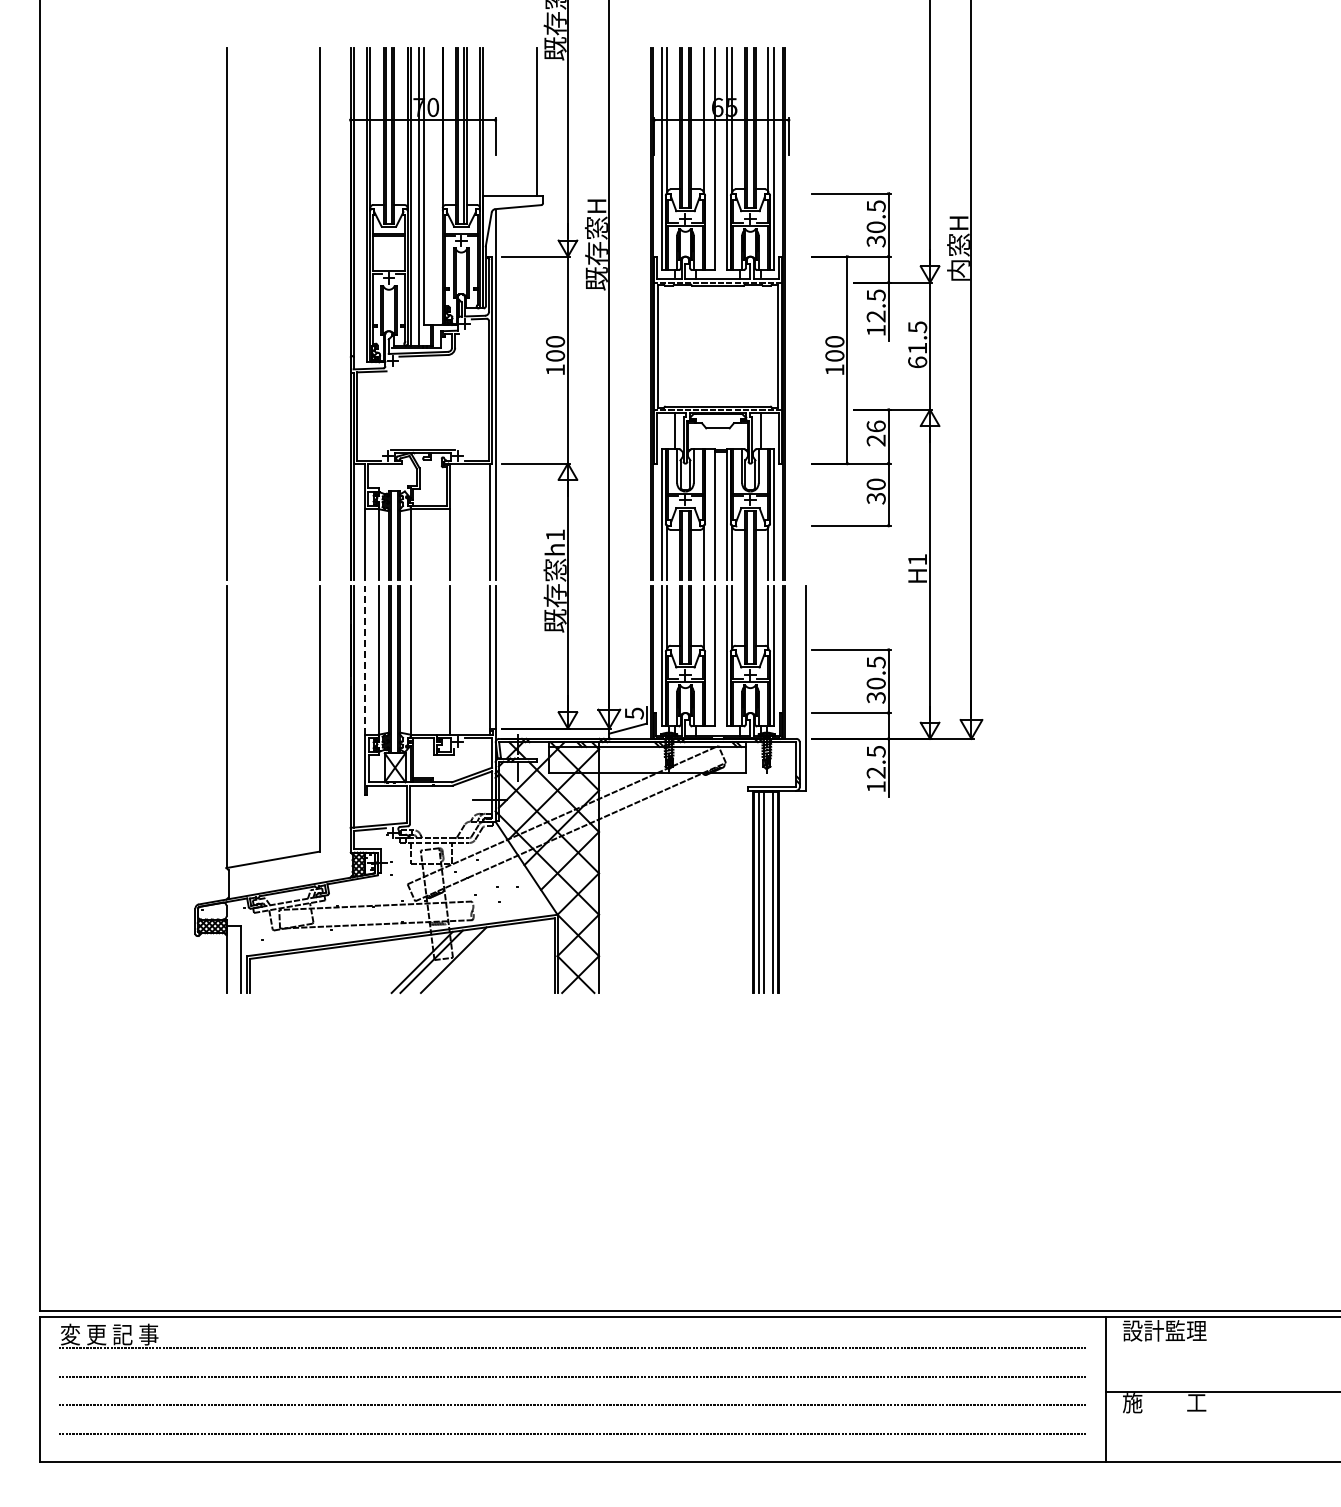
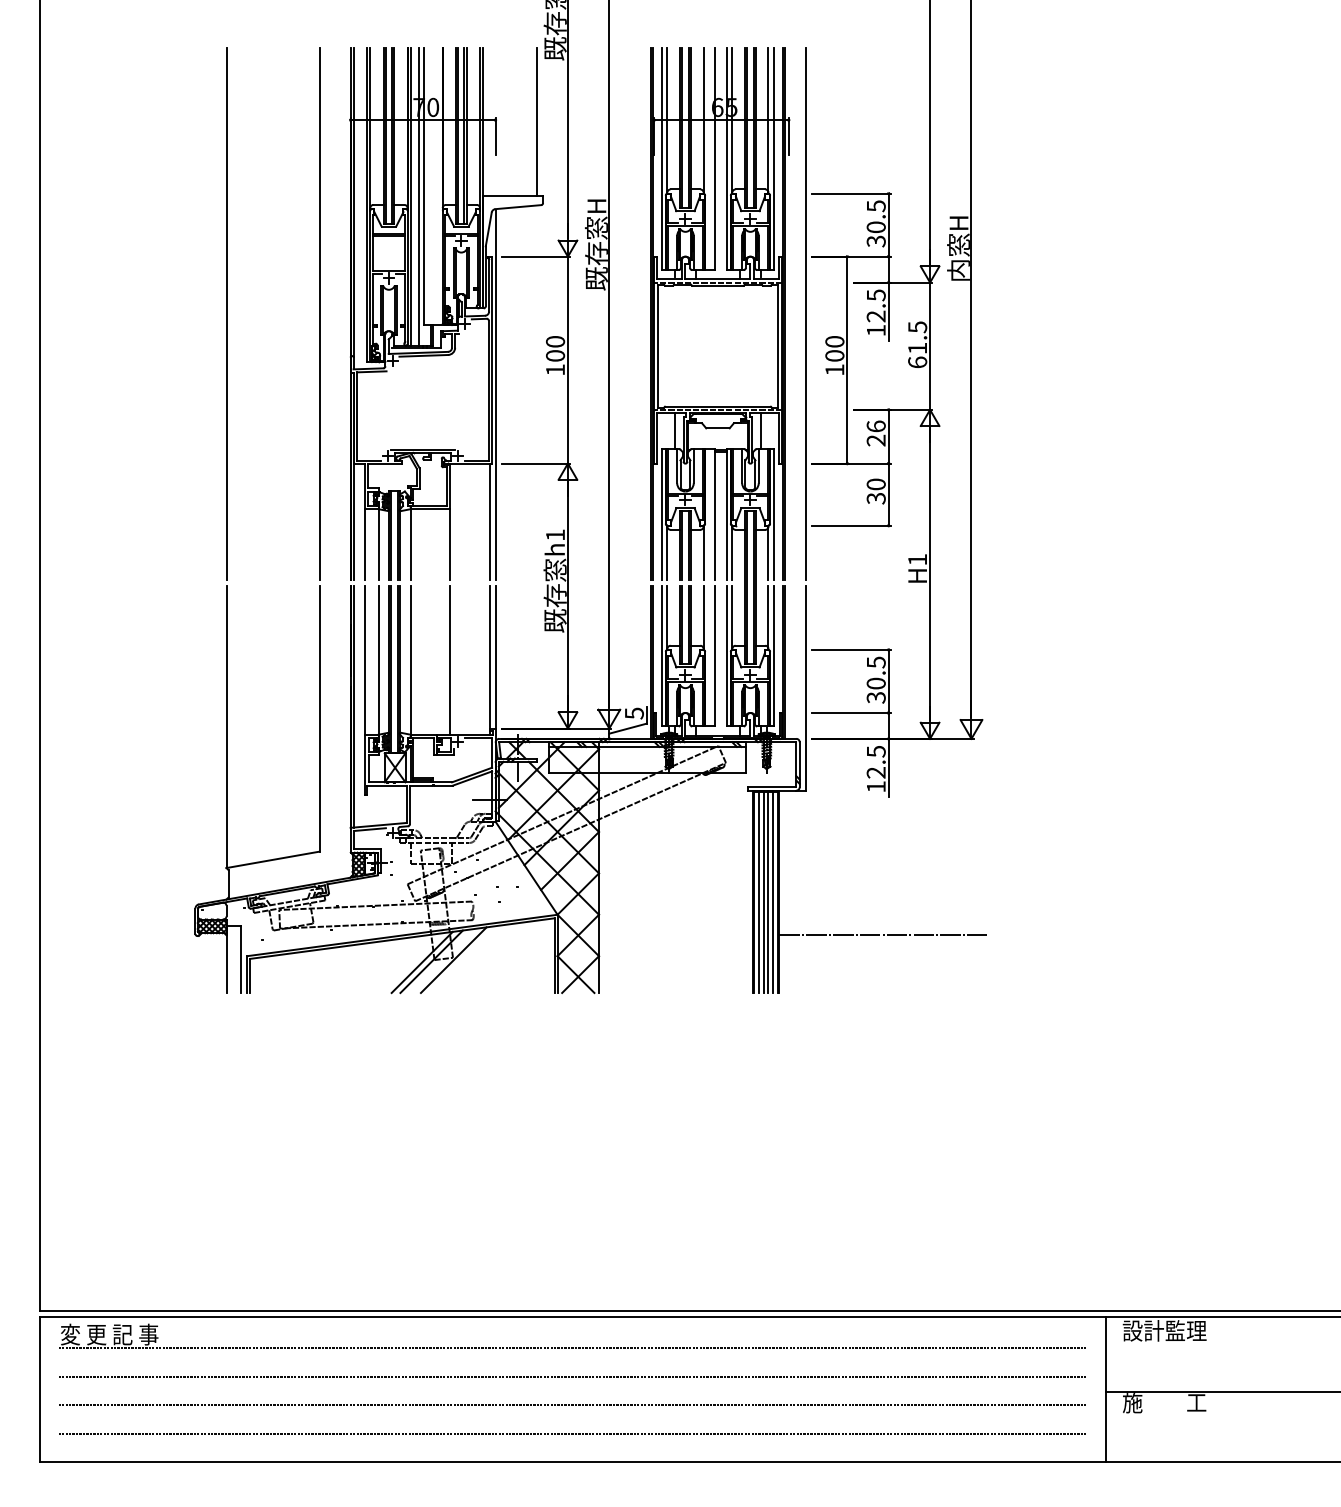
line: none -> present (805, 313)
line: dashed -> solid (365, 660)
line: none -> present (768, 892)
line: none -> present (883, 935)
